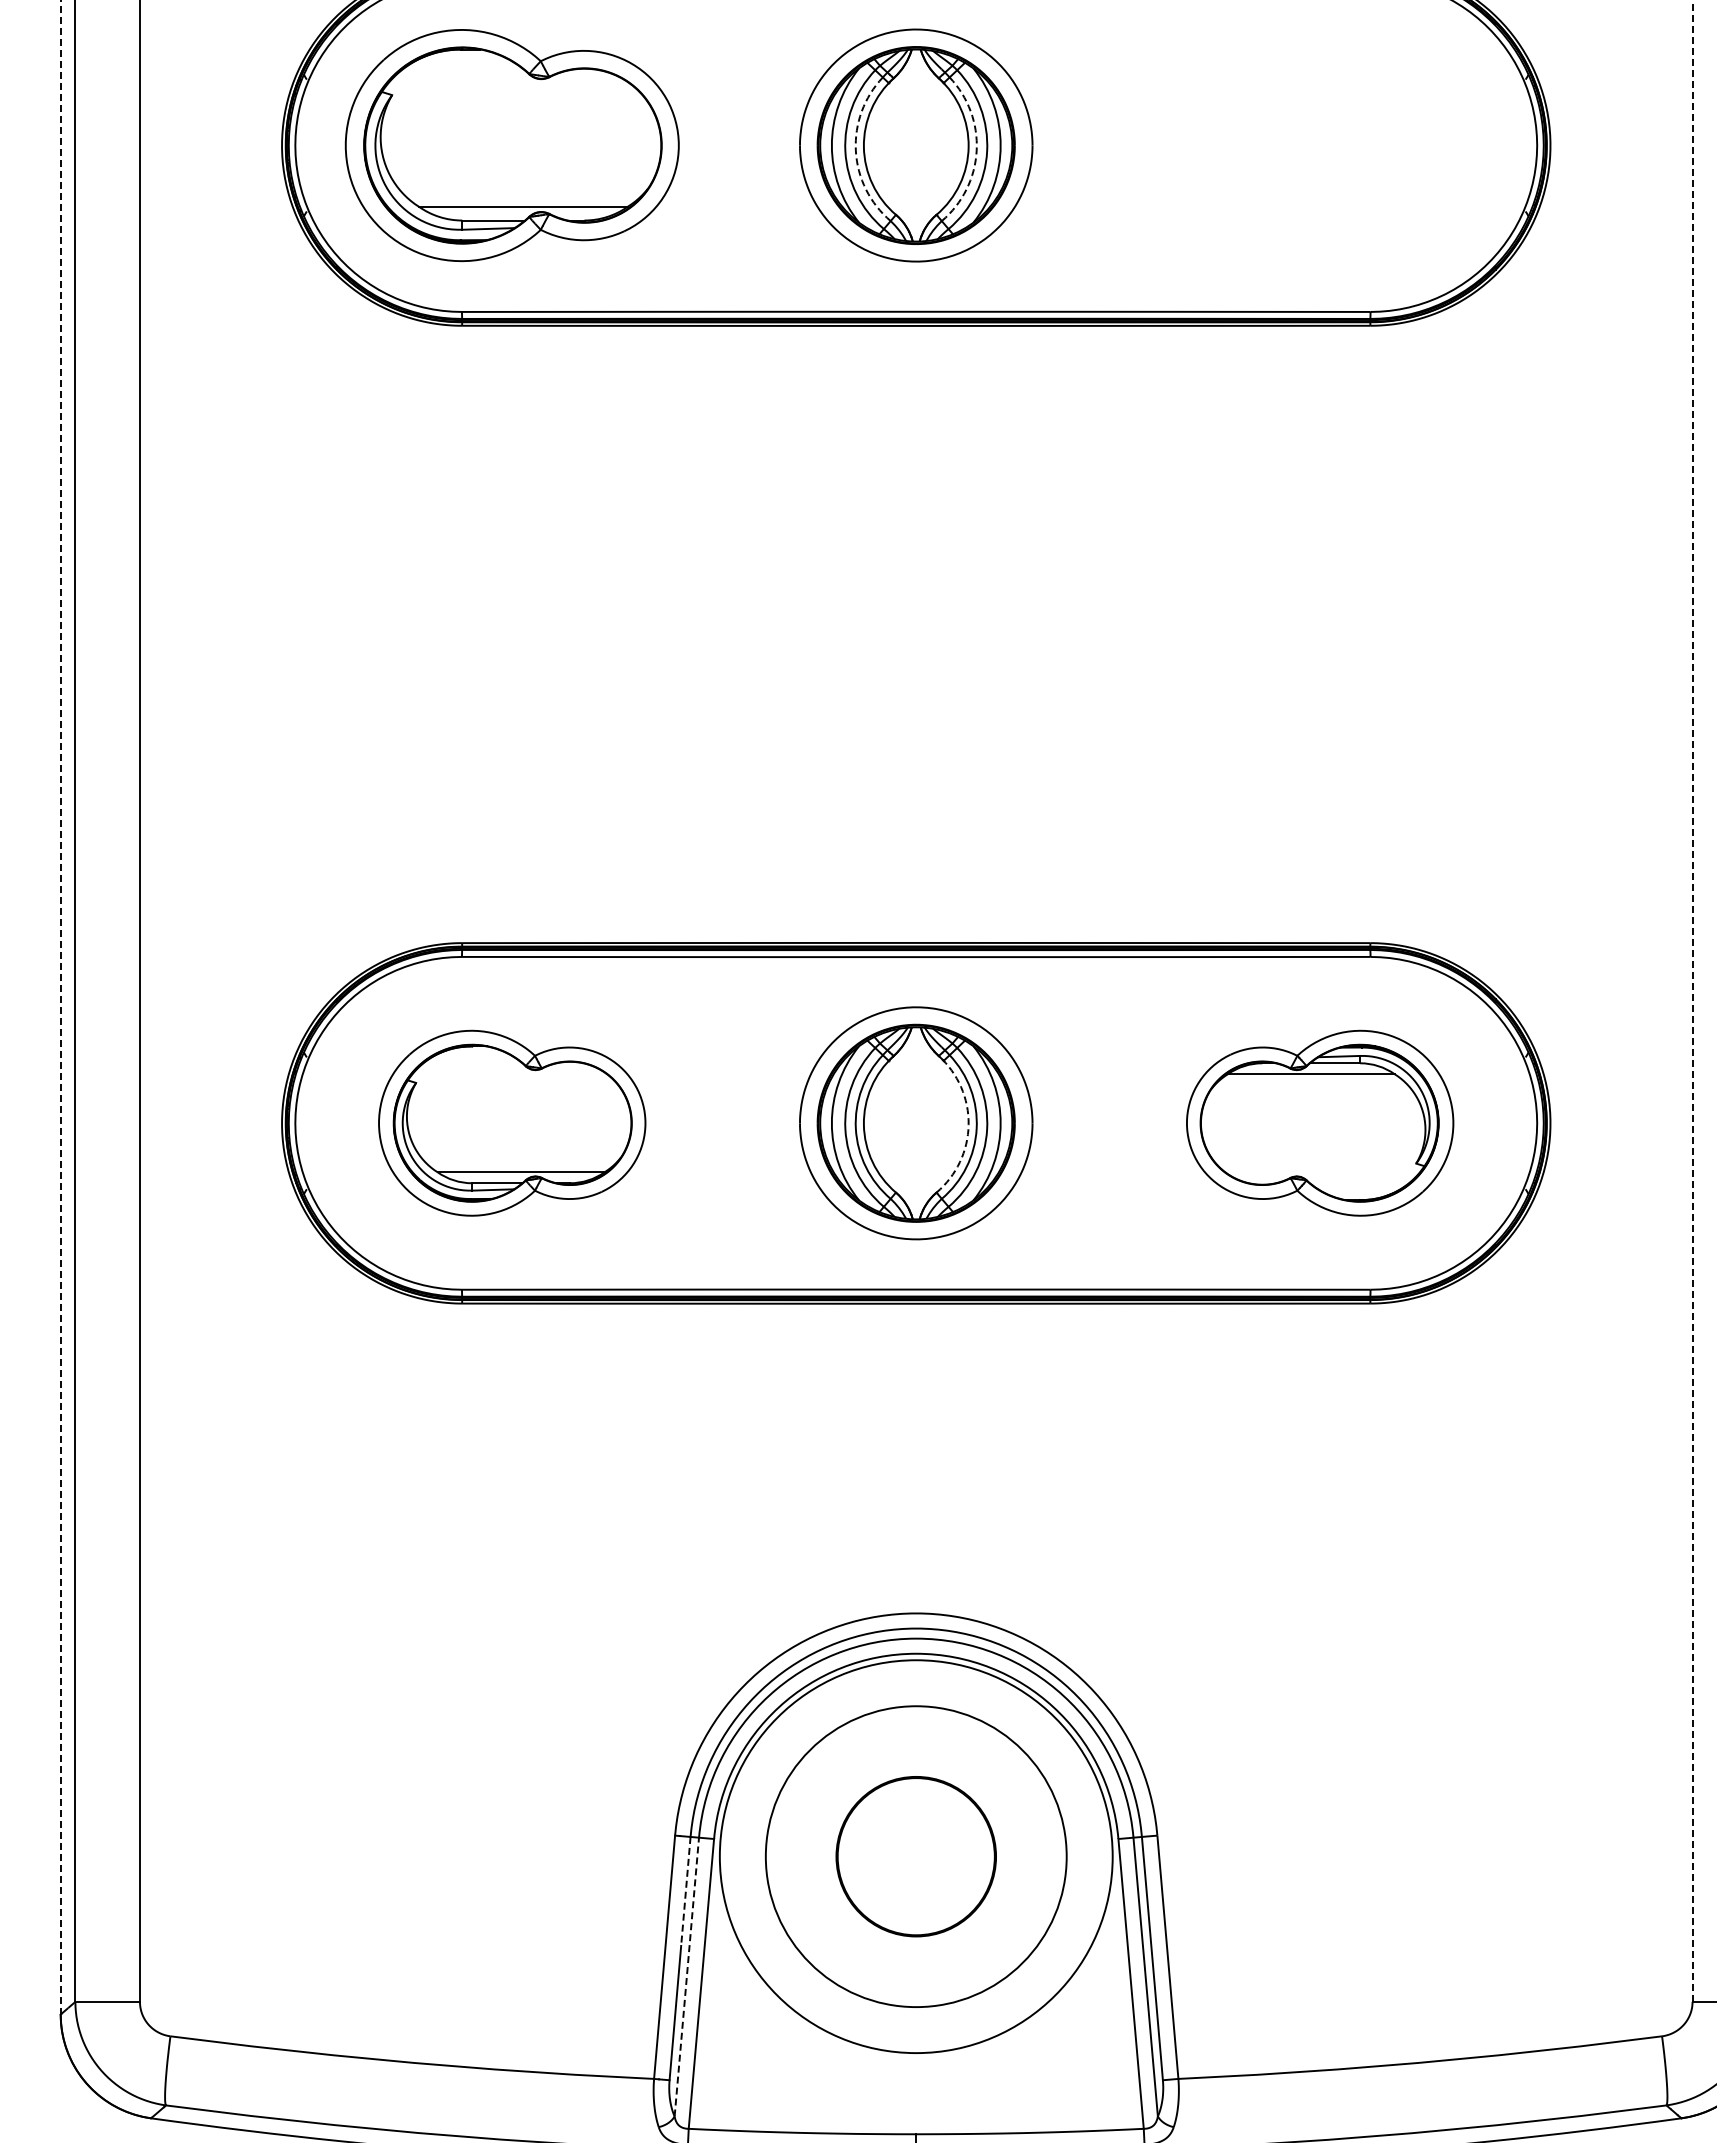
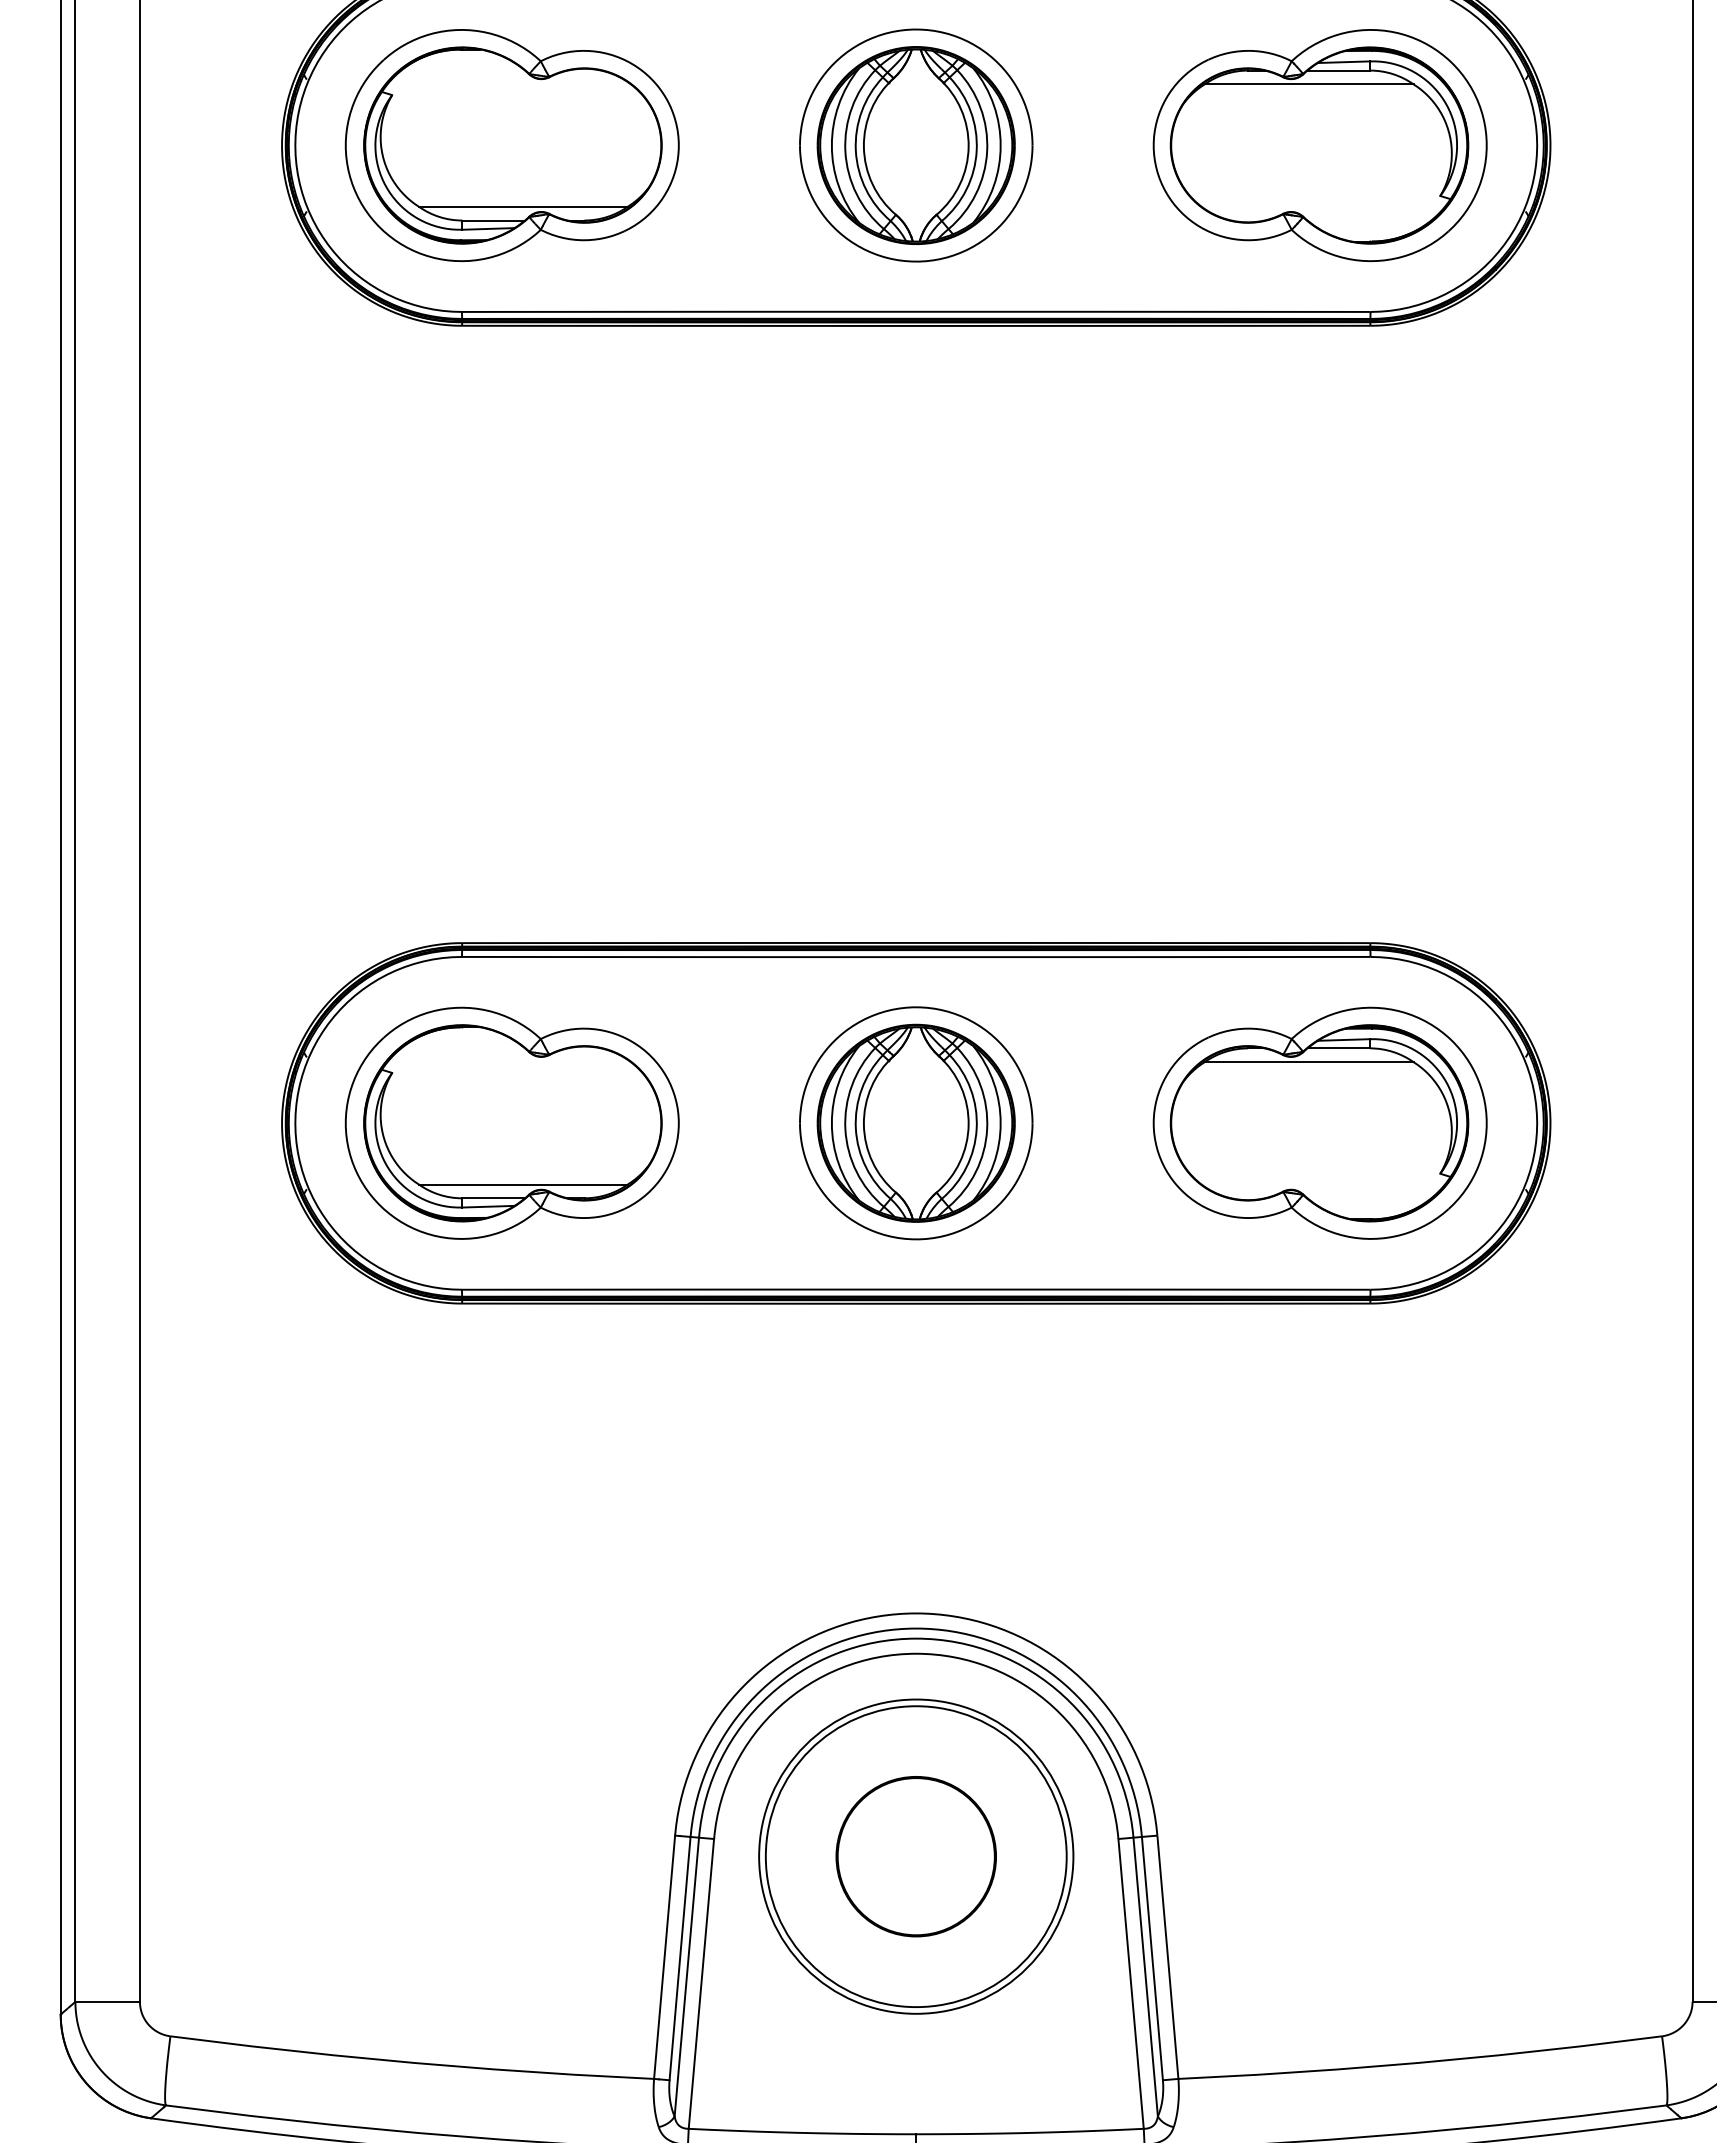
part: none -> present (1319, 145)
arc: dashed -> solid (855, 150)
arc: dashed -> solid (976, 150)
line: dashed -> solid (1692, 1001)
line: dashed -> solid (60, 1007)
part size: 269x188 px -> 336x234 px (511, 1122)
part size: 269x188 px -> 336x234 px (1319, 1122)
arc: dashed -> solid (968, 1124)
circle diameter: 393 px -> 314 px (916, 1856)
line: dashed -> solid (685, 1890)
line: dashed -> solid (686, 1977)
